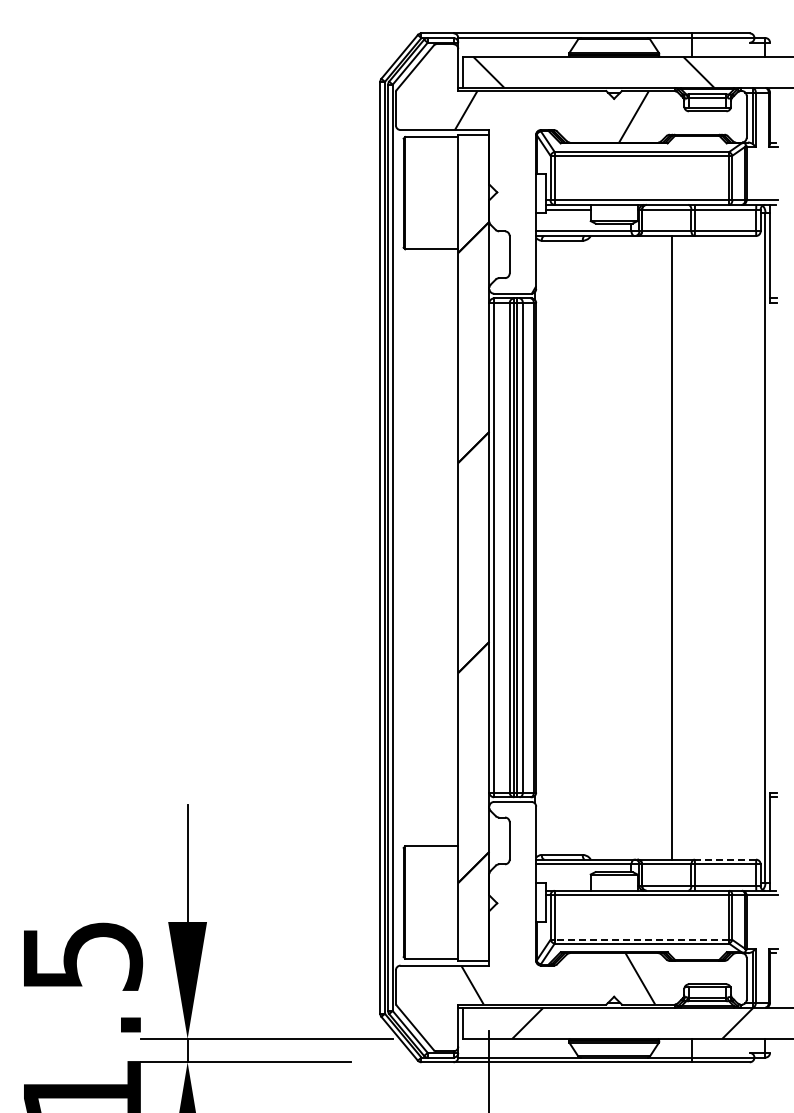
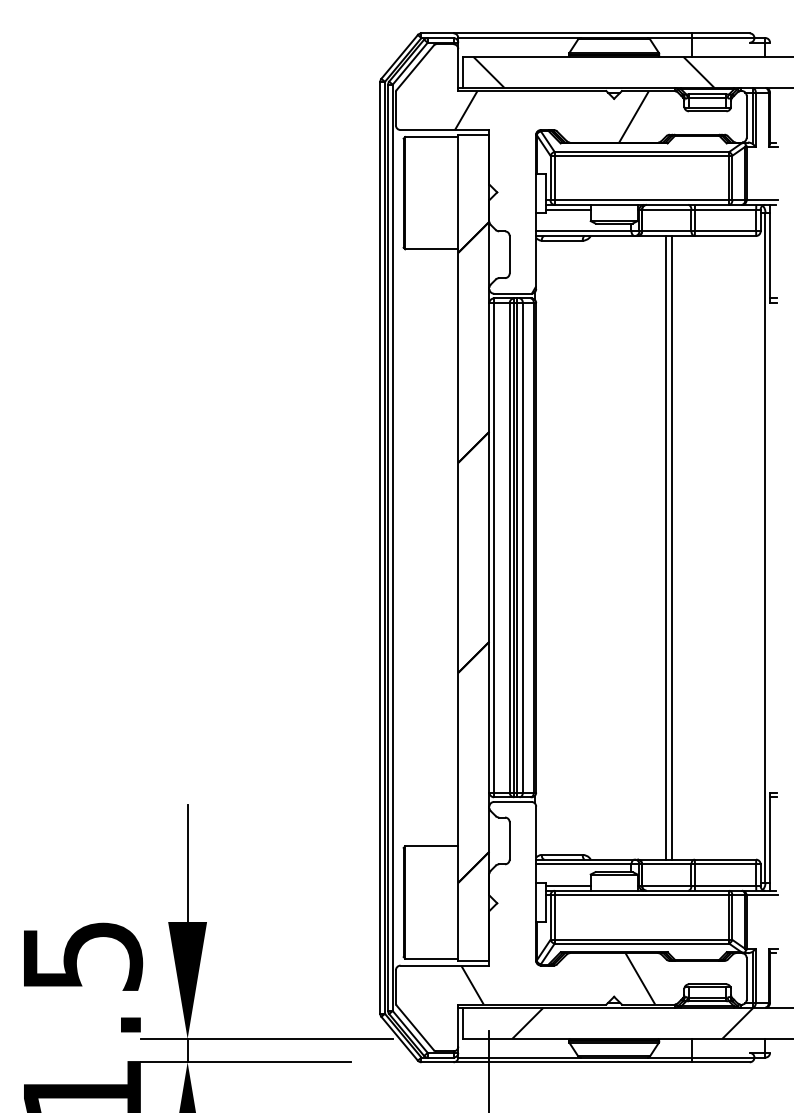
line: none -> present (665, 547)
line: dashed -> solid (725, 859)
line: none -> present (567, 886)
line: dashed -> solid (641, 939)
